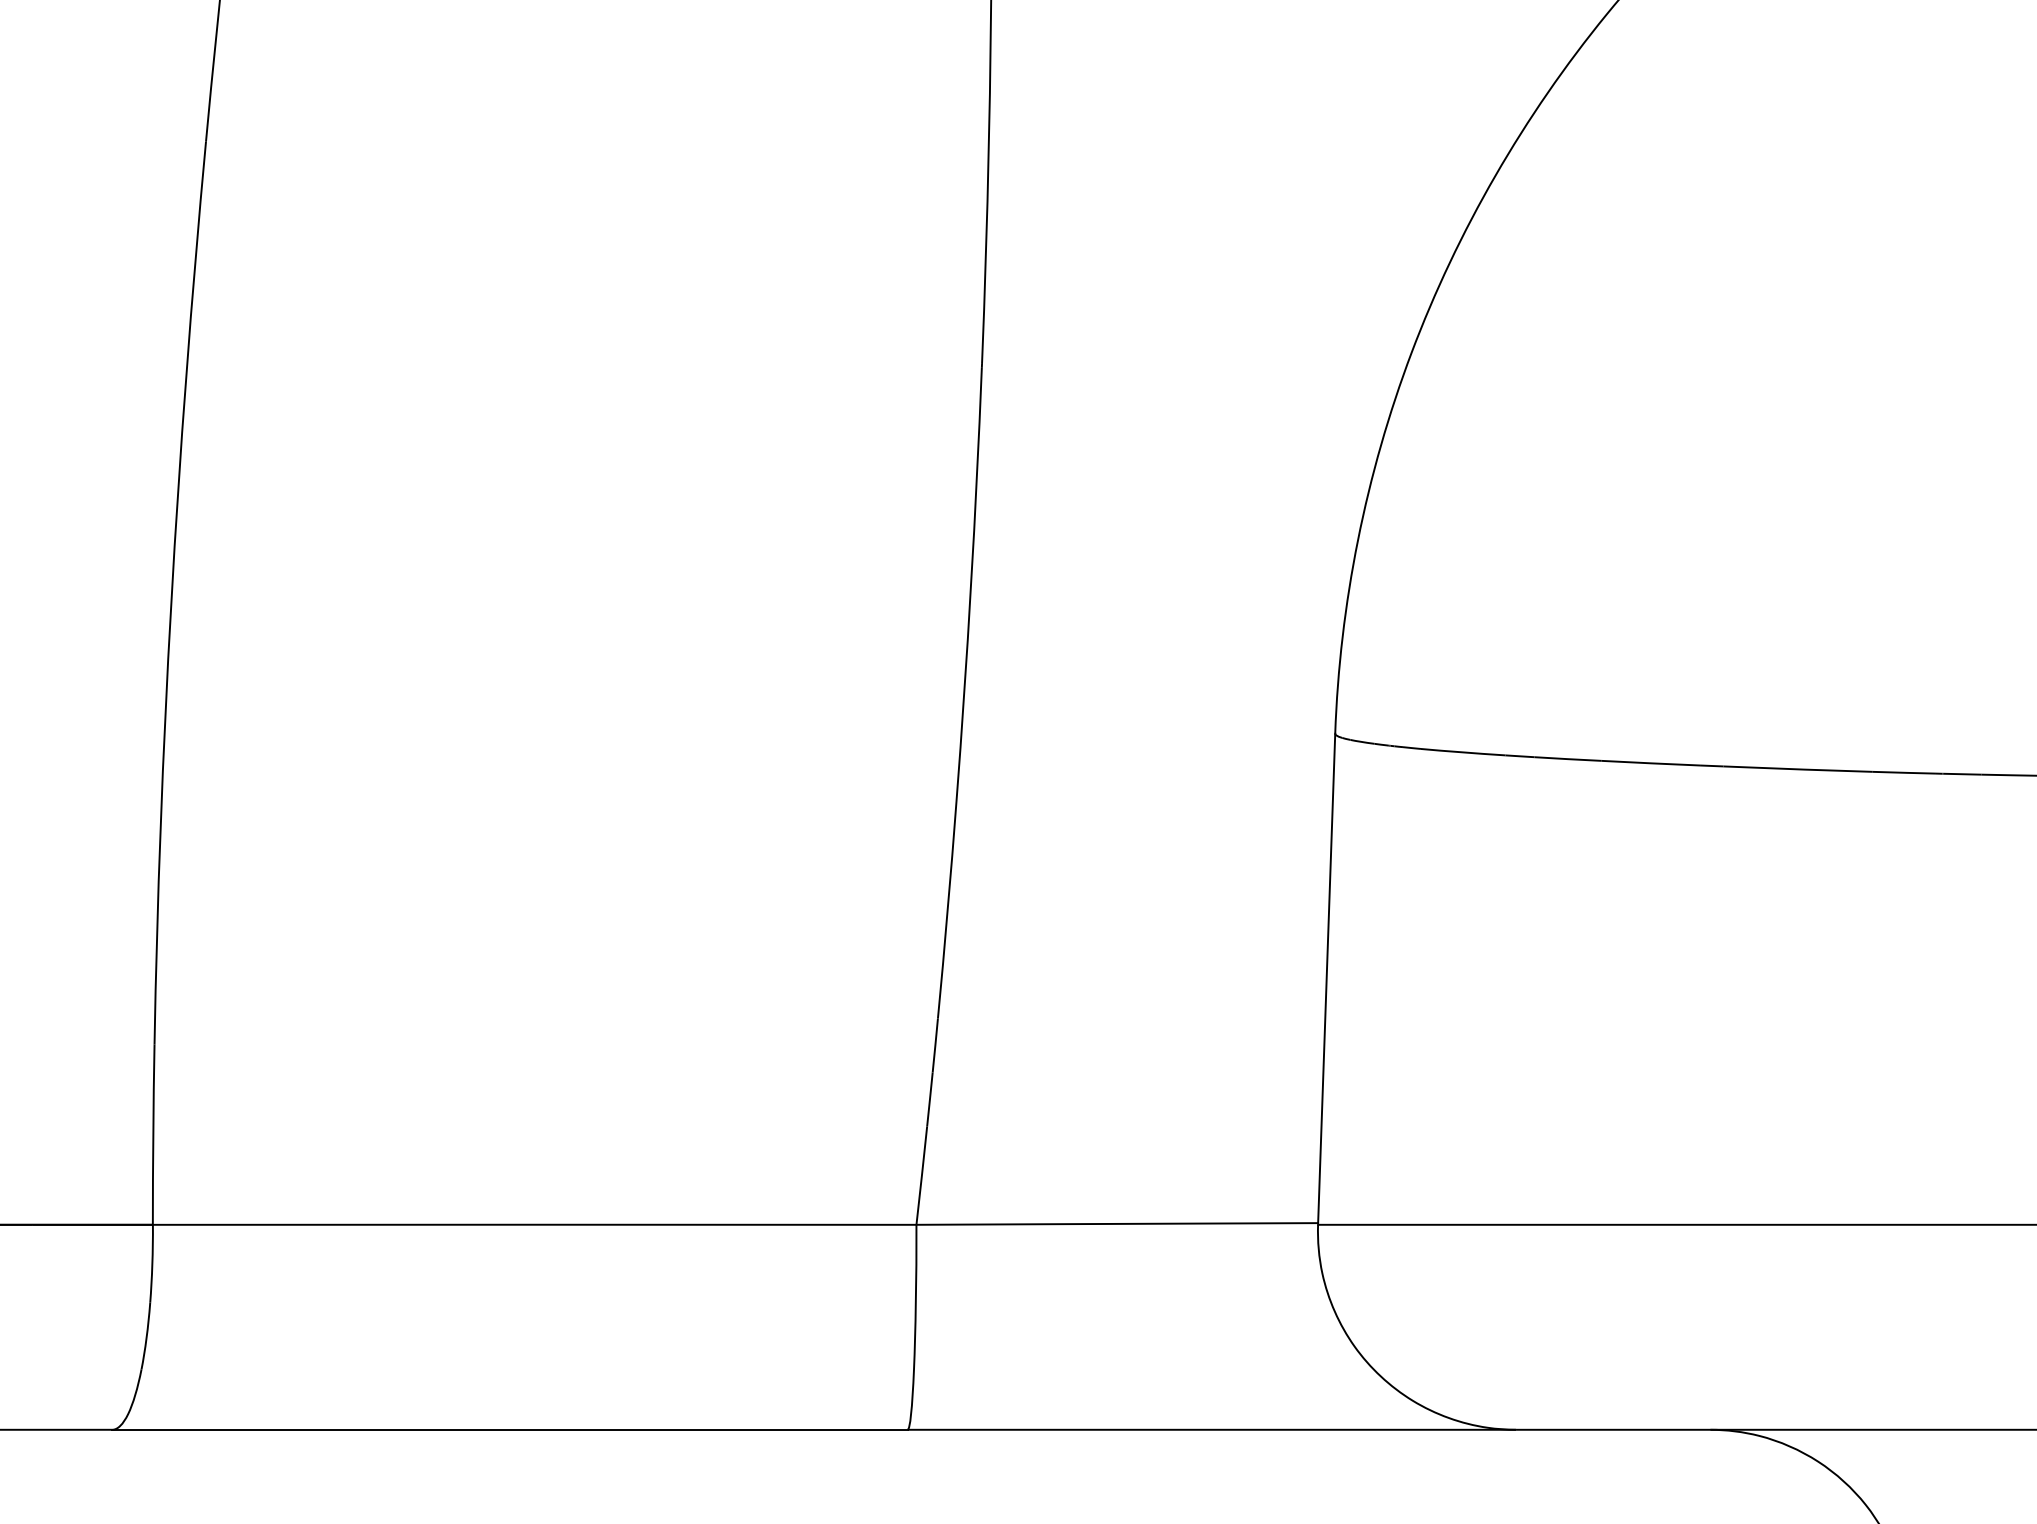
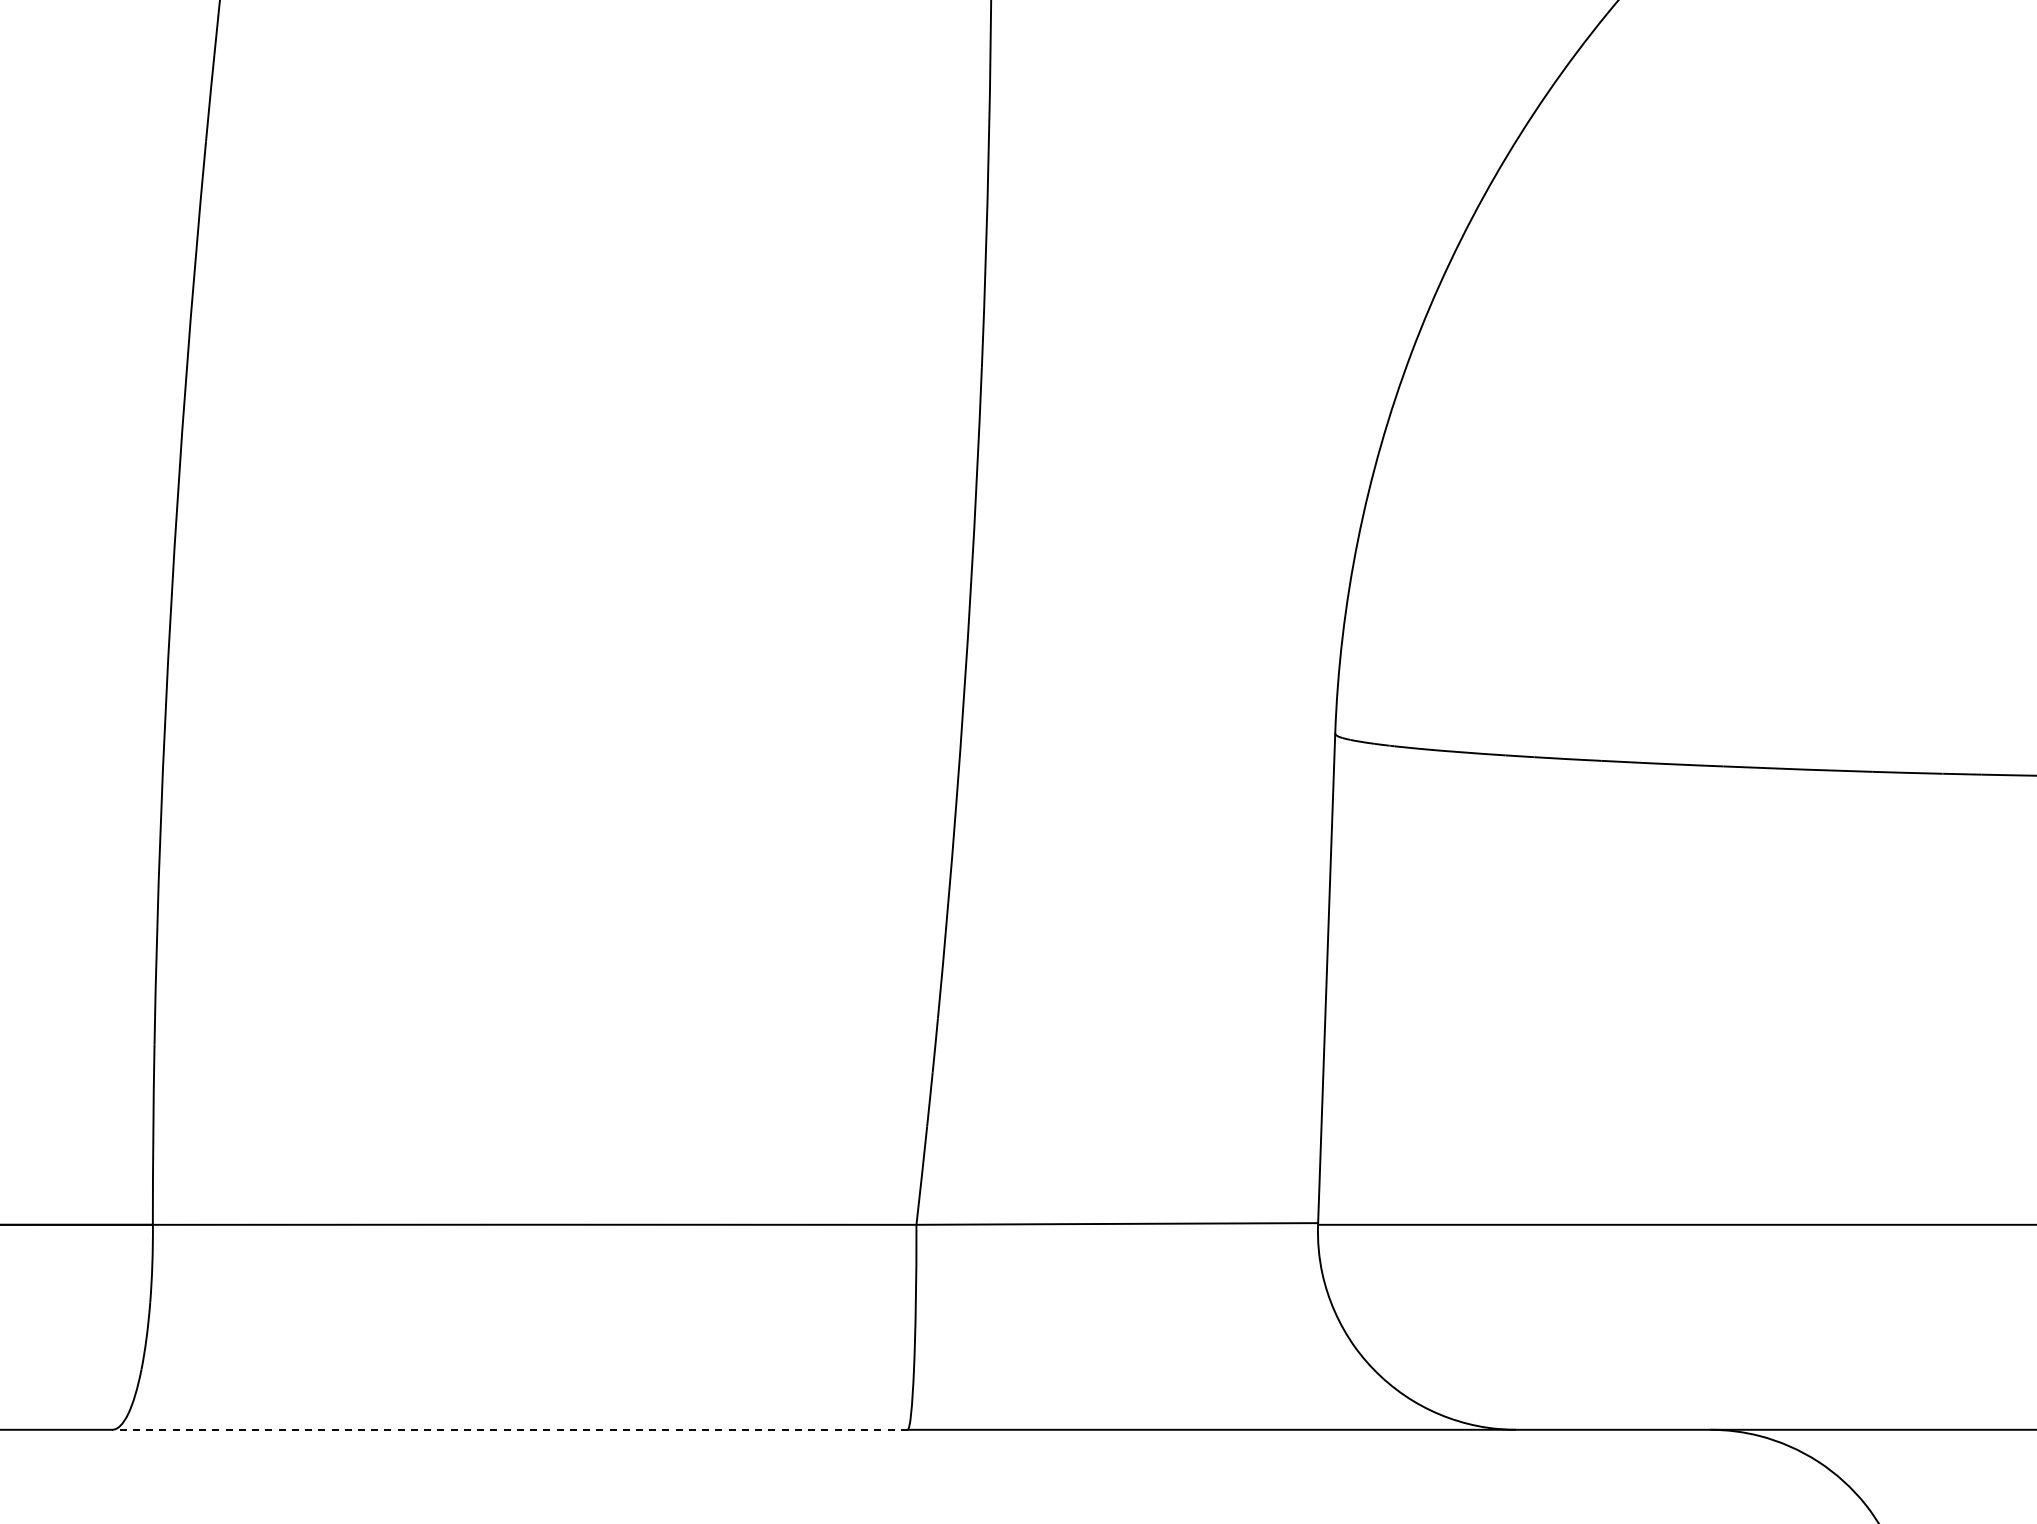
line: solid -> dashed (510, 1429)
